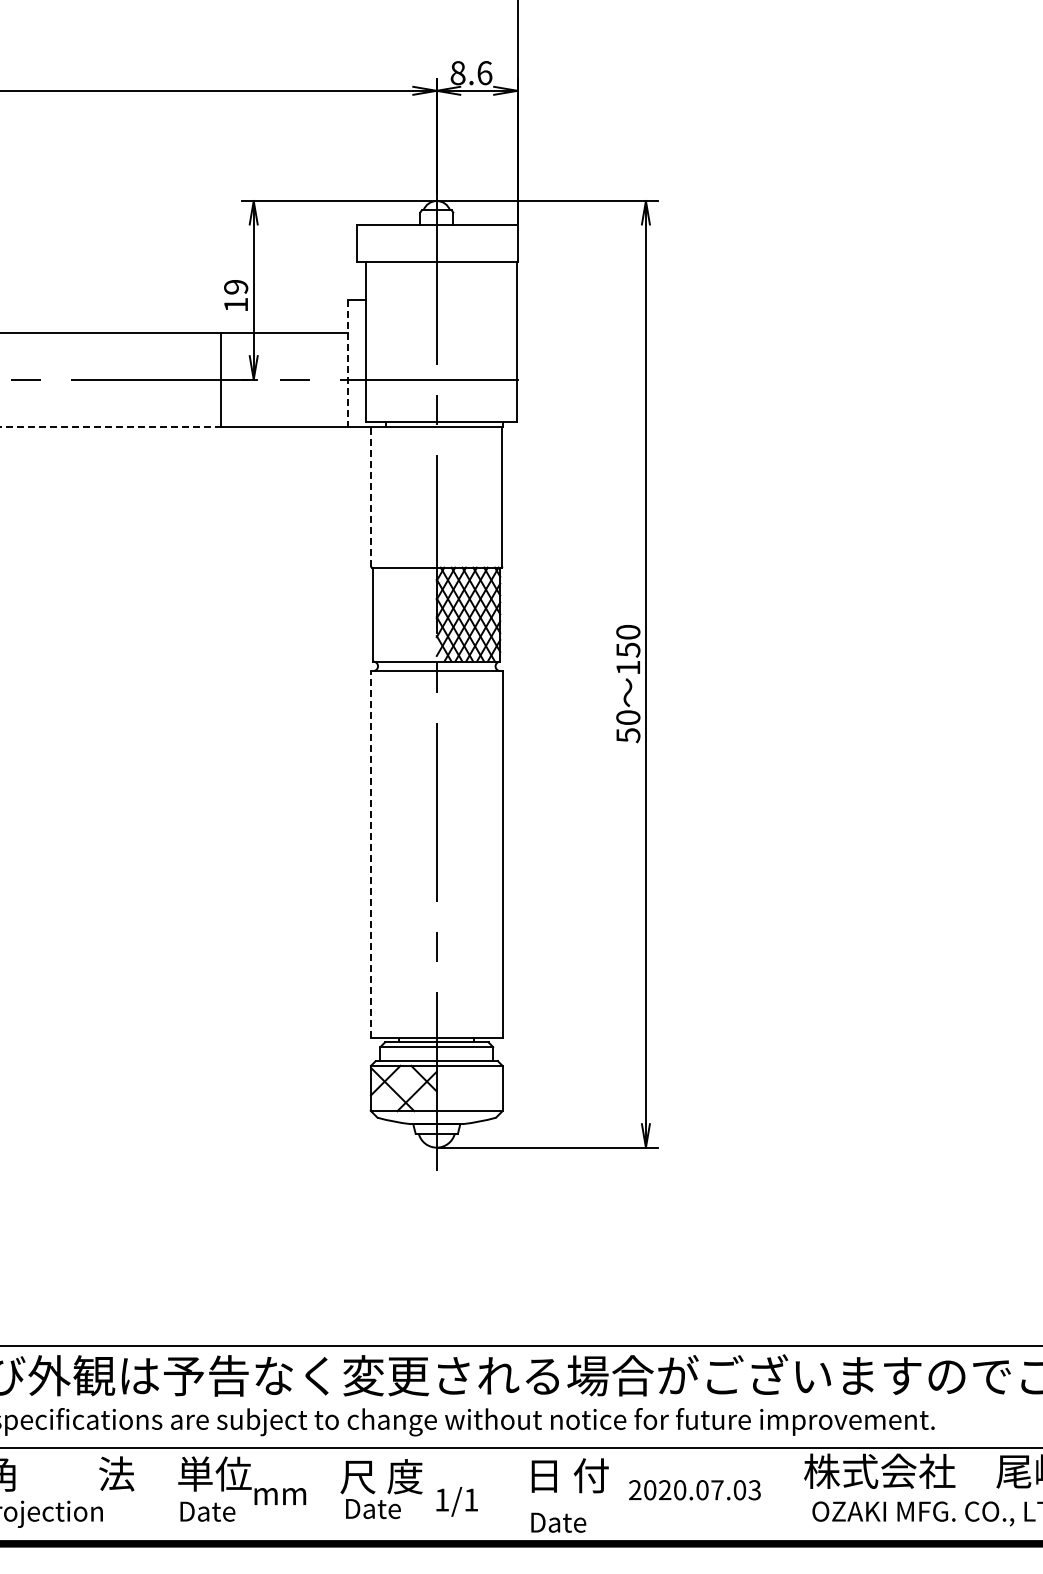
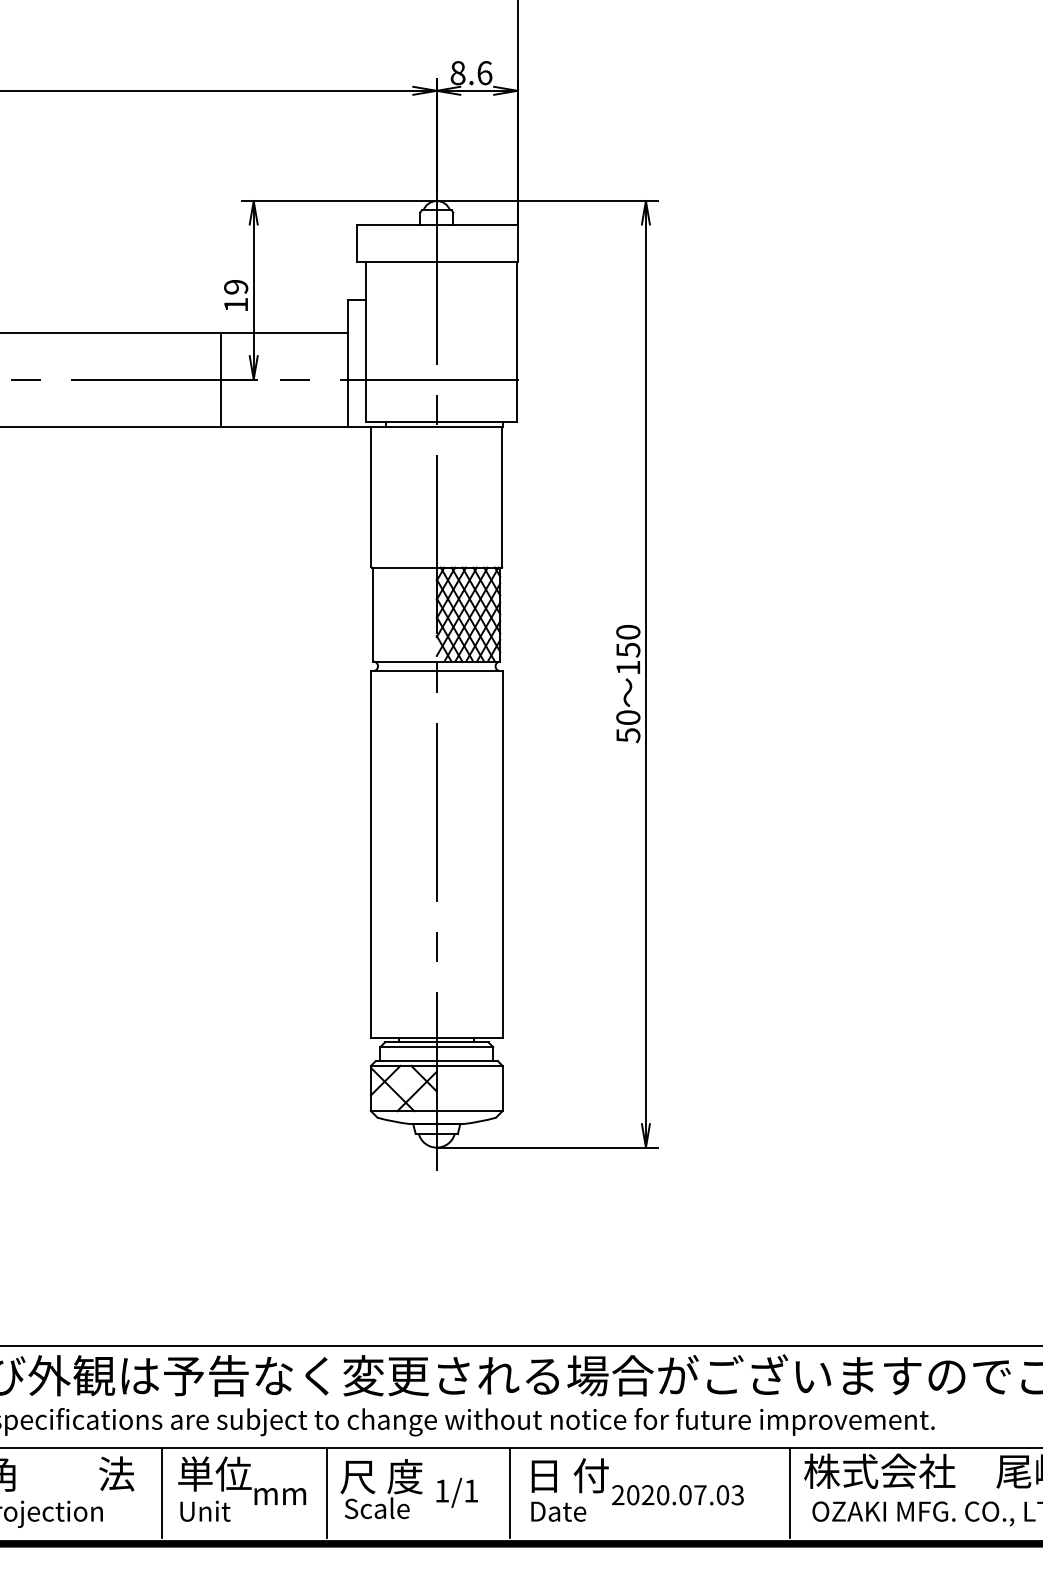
line: dashed -> solid (347, 363)
line: dashed -> solid (110, 426)
line: dashed -> solid (371, 496)
line: dashed -> solid (370, 853)
text position: (694, 1490) -> (677, 1495) (677, 1495)
line: none -> present (162, 1492)
line: none -> present (326, 1492)
line: none -> present (510, 1492)
line: none -> present (789, 1492)
text position: (456, 1501) -> (456, 1492) (456, 1492)
text: Date -> Scale (376, 1508)
text: Date -> Unit (207, 1510)
text position: (558, 1522) -> (558, 1511) (558, 1511)
